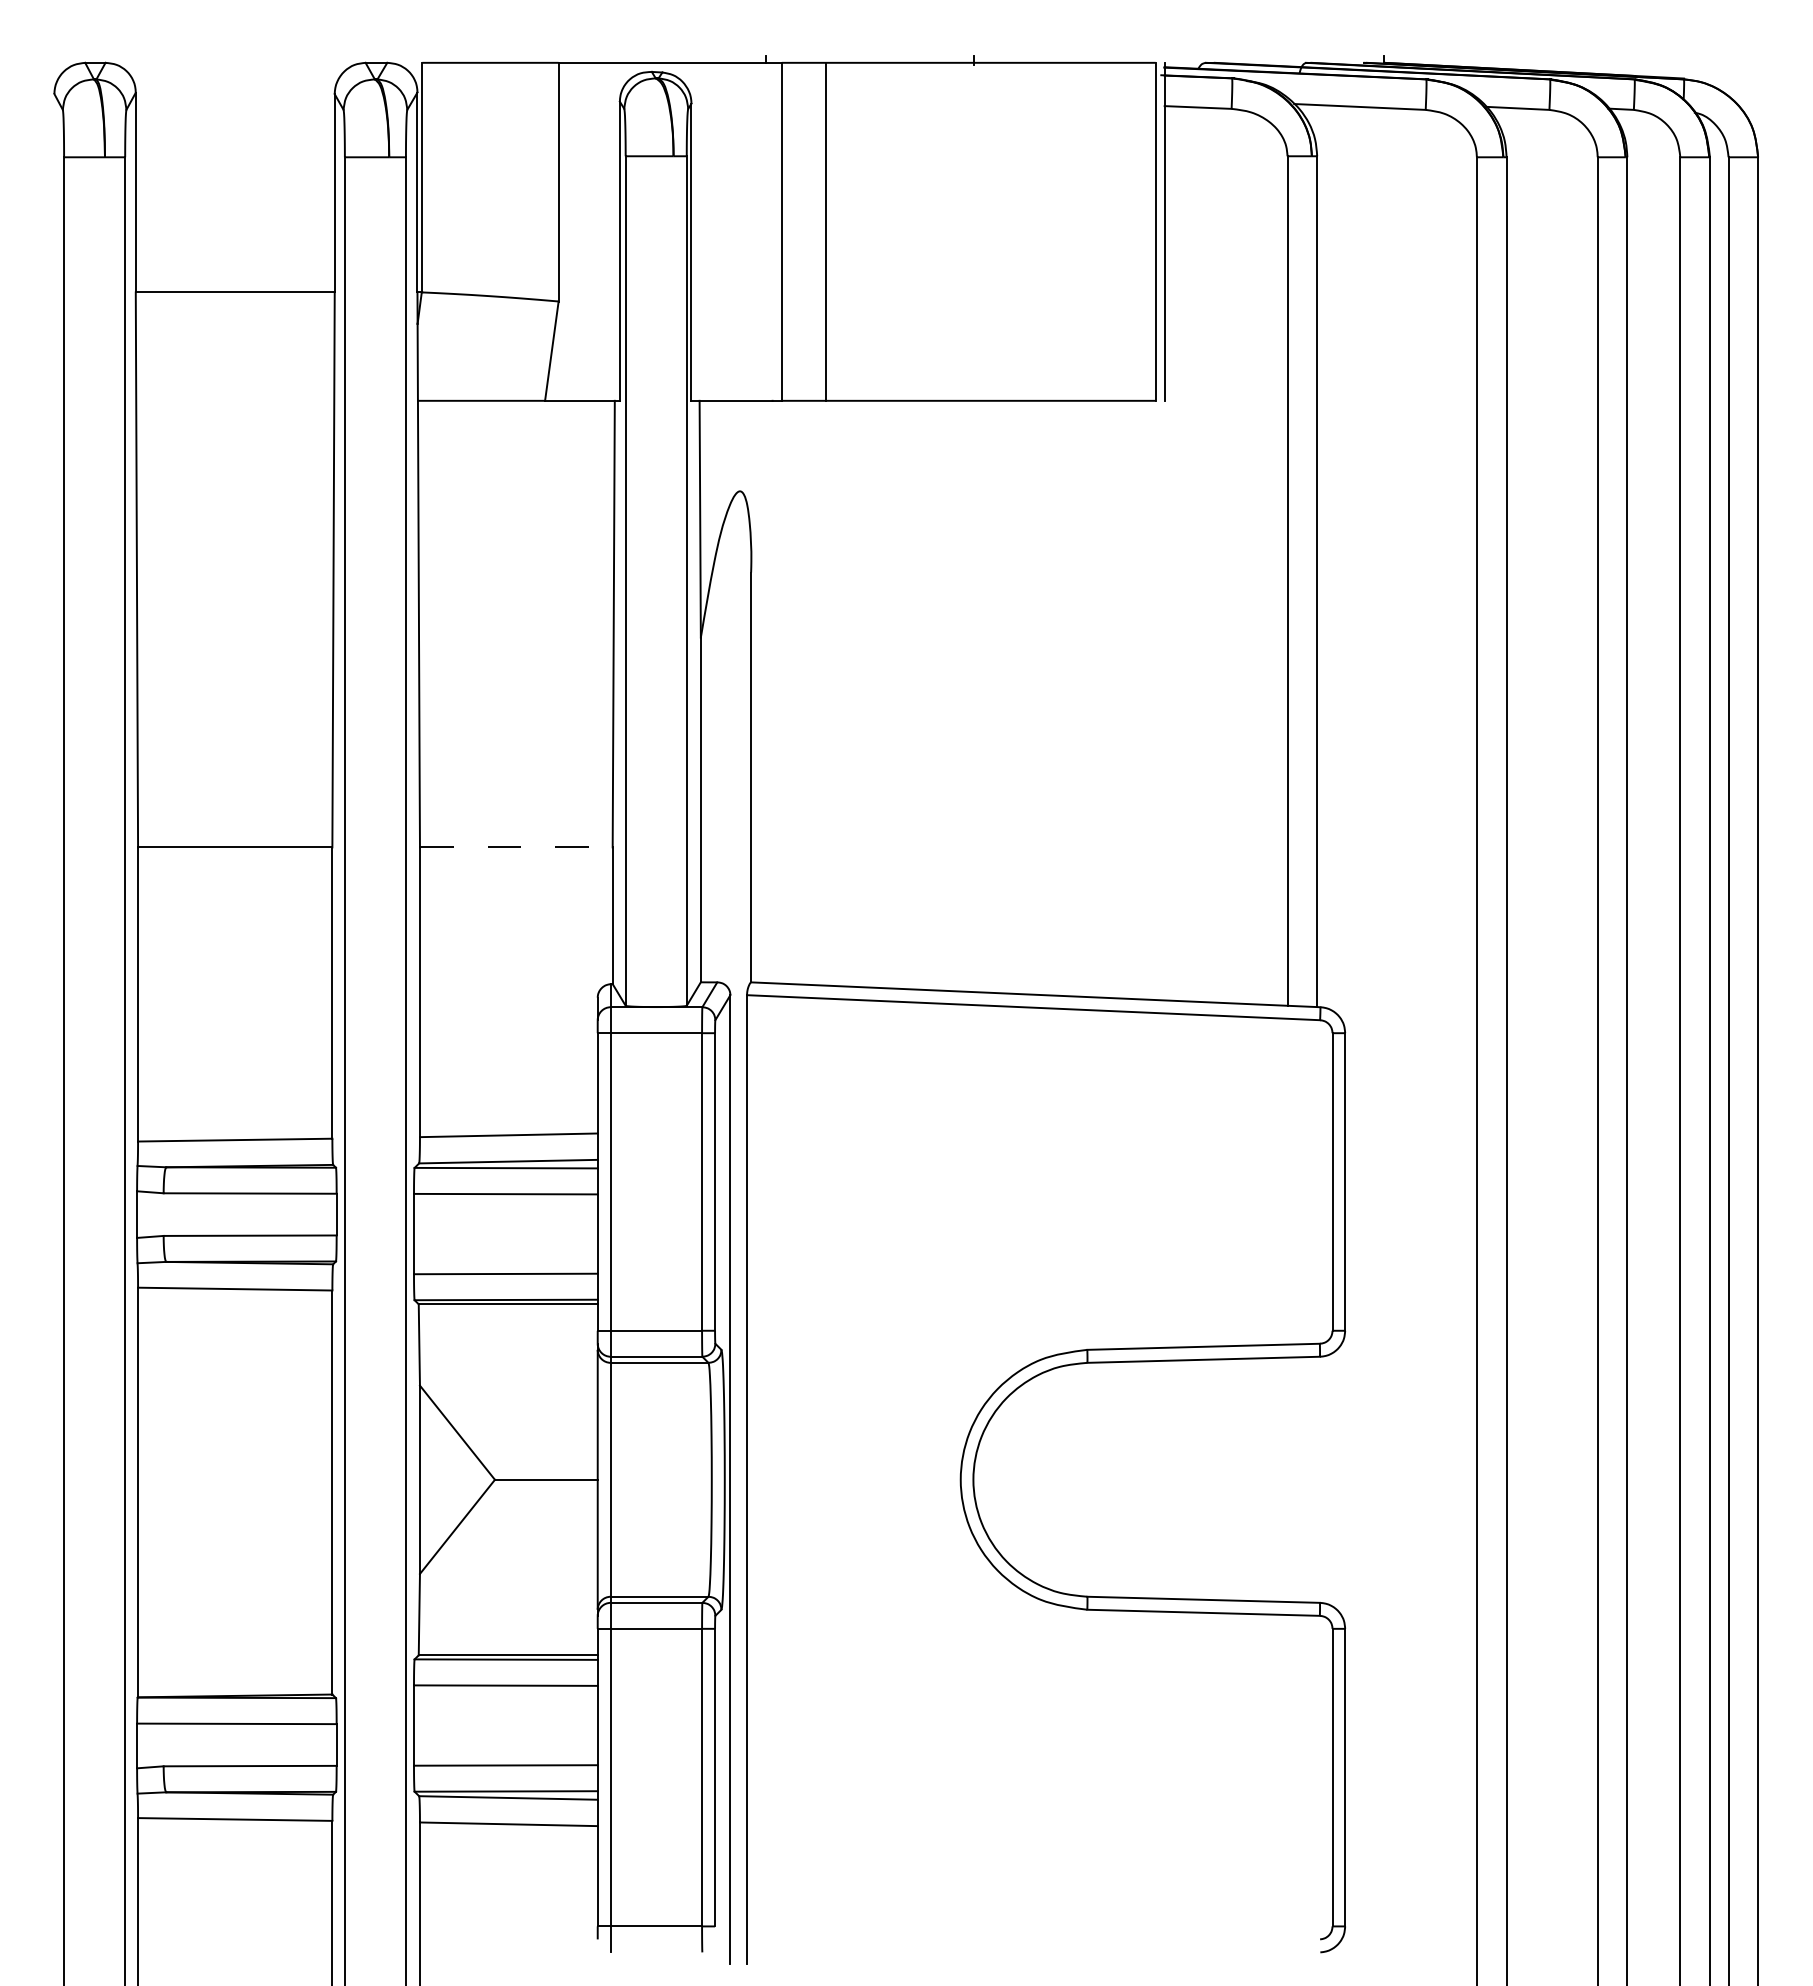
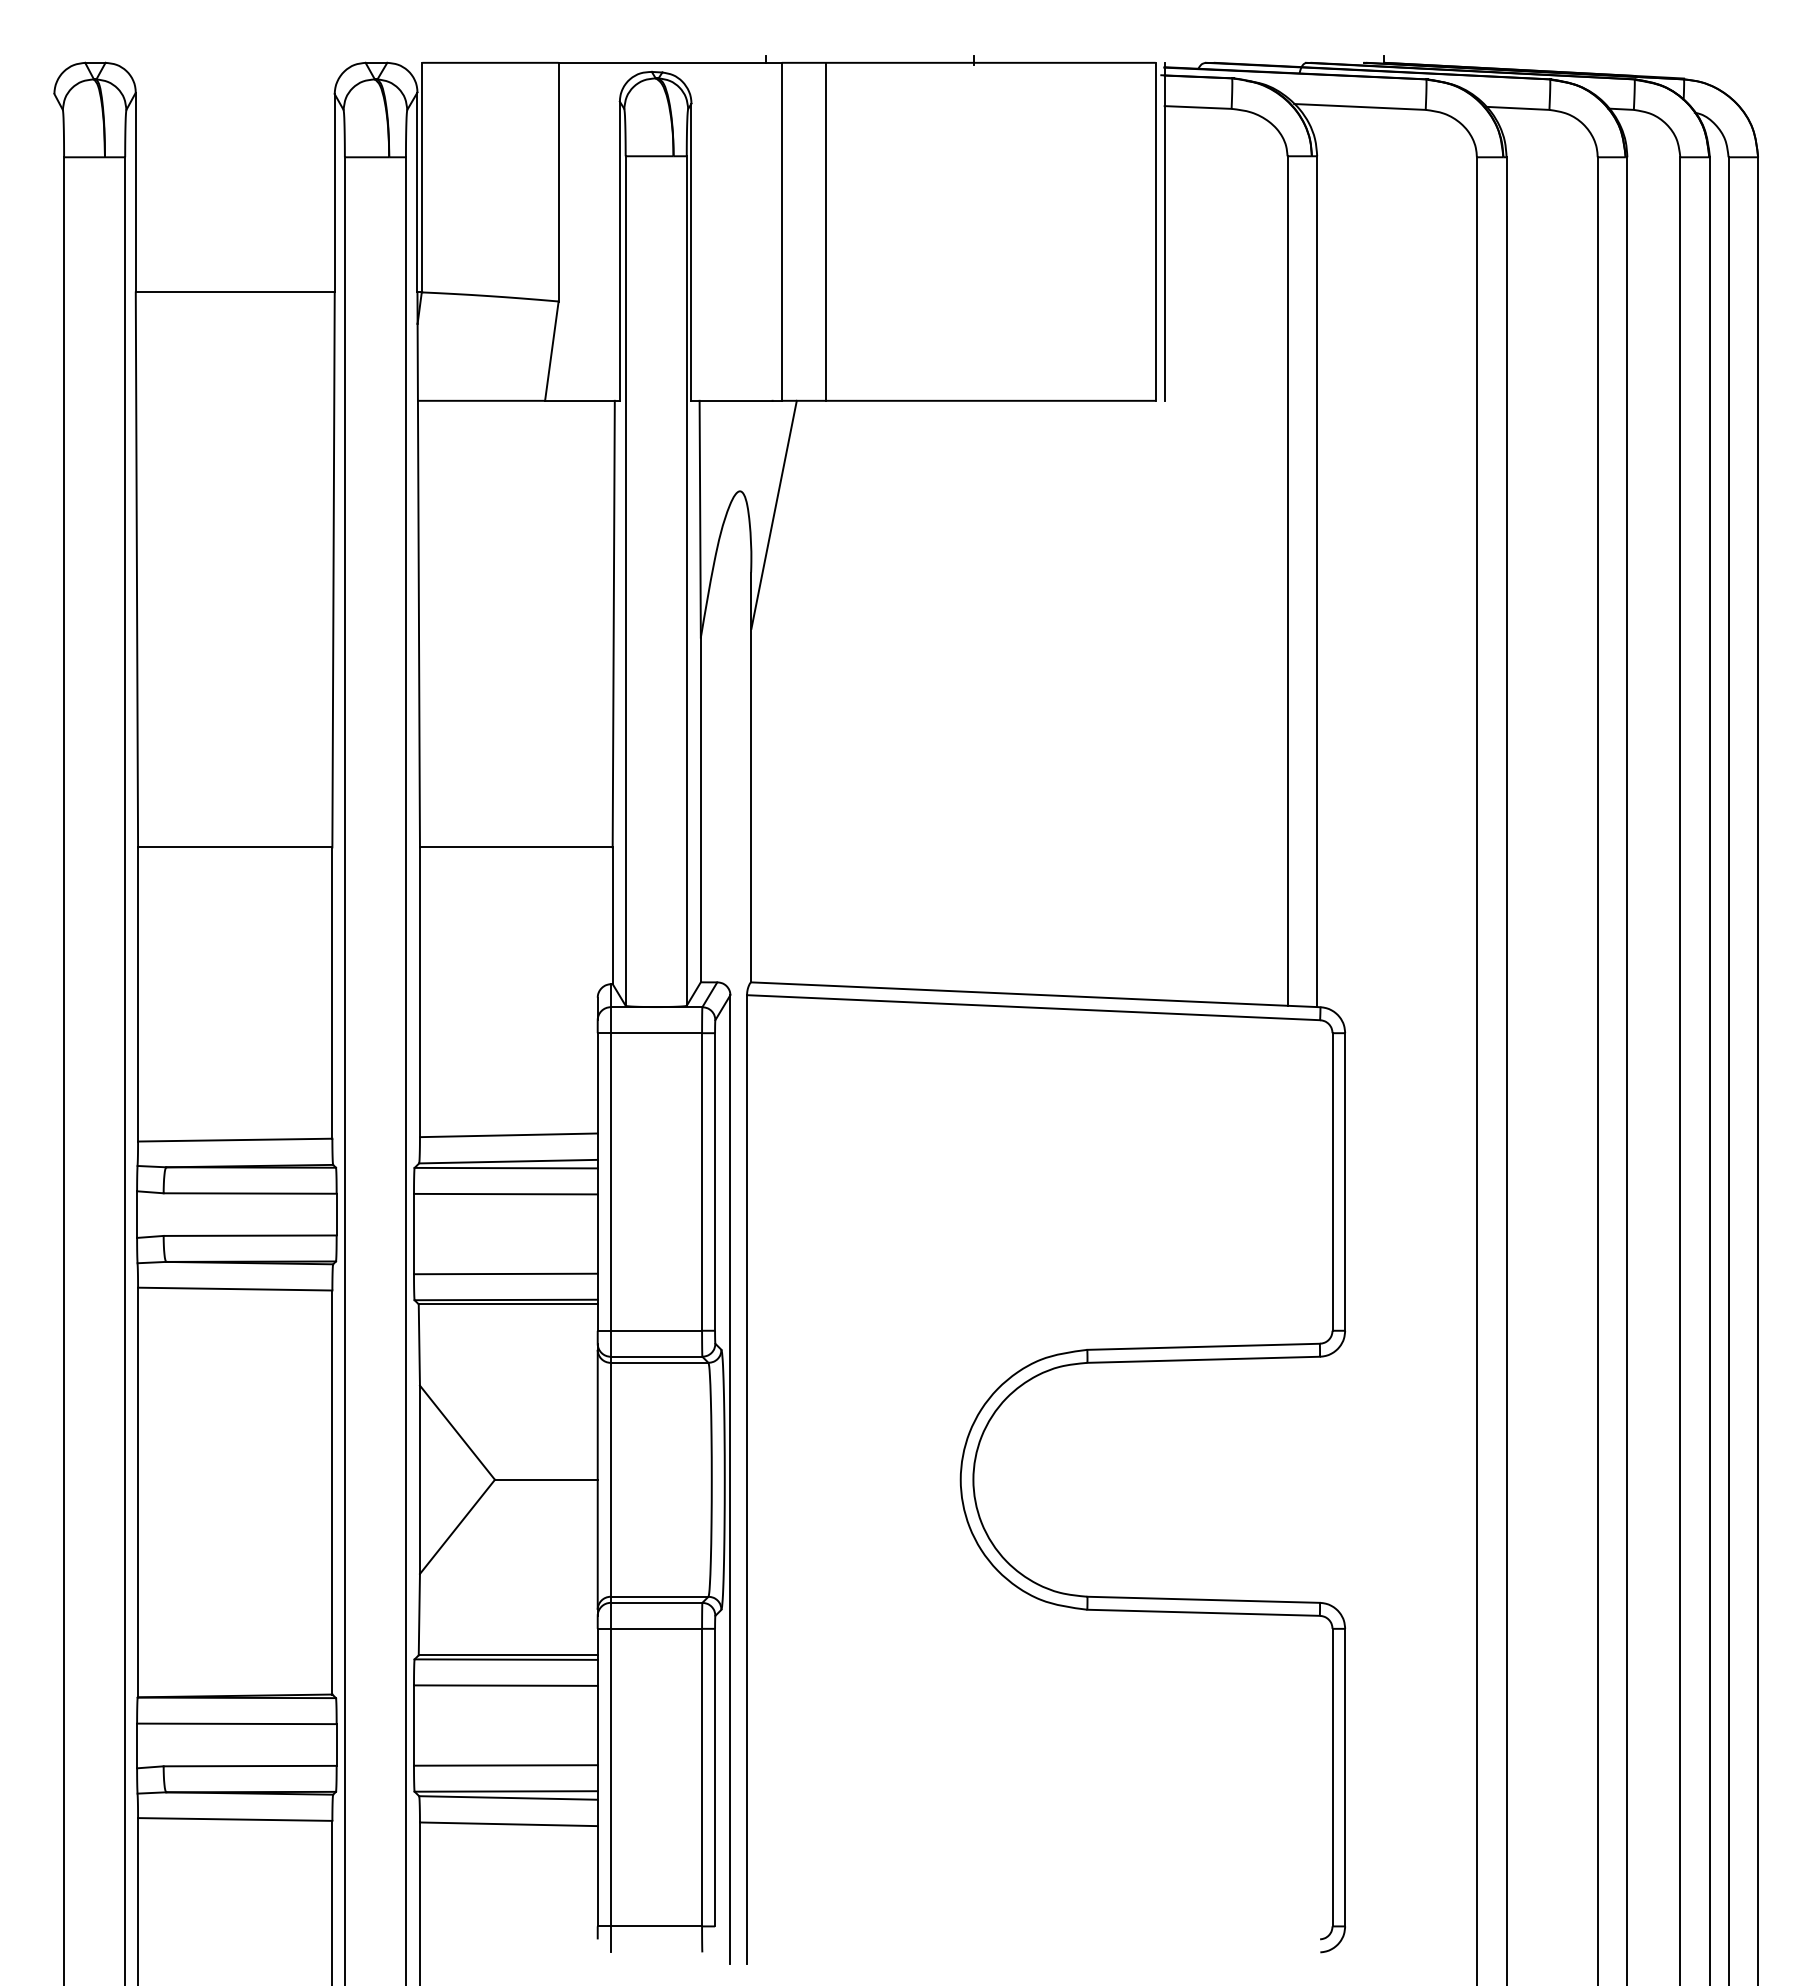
line: none -> present (773, 514)
line: dashed -> solid (516, 847)
